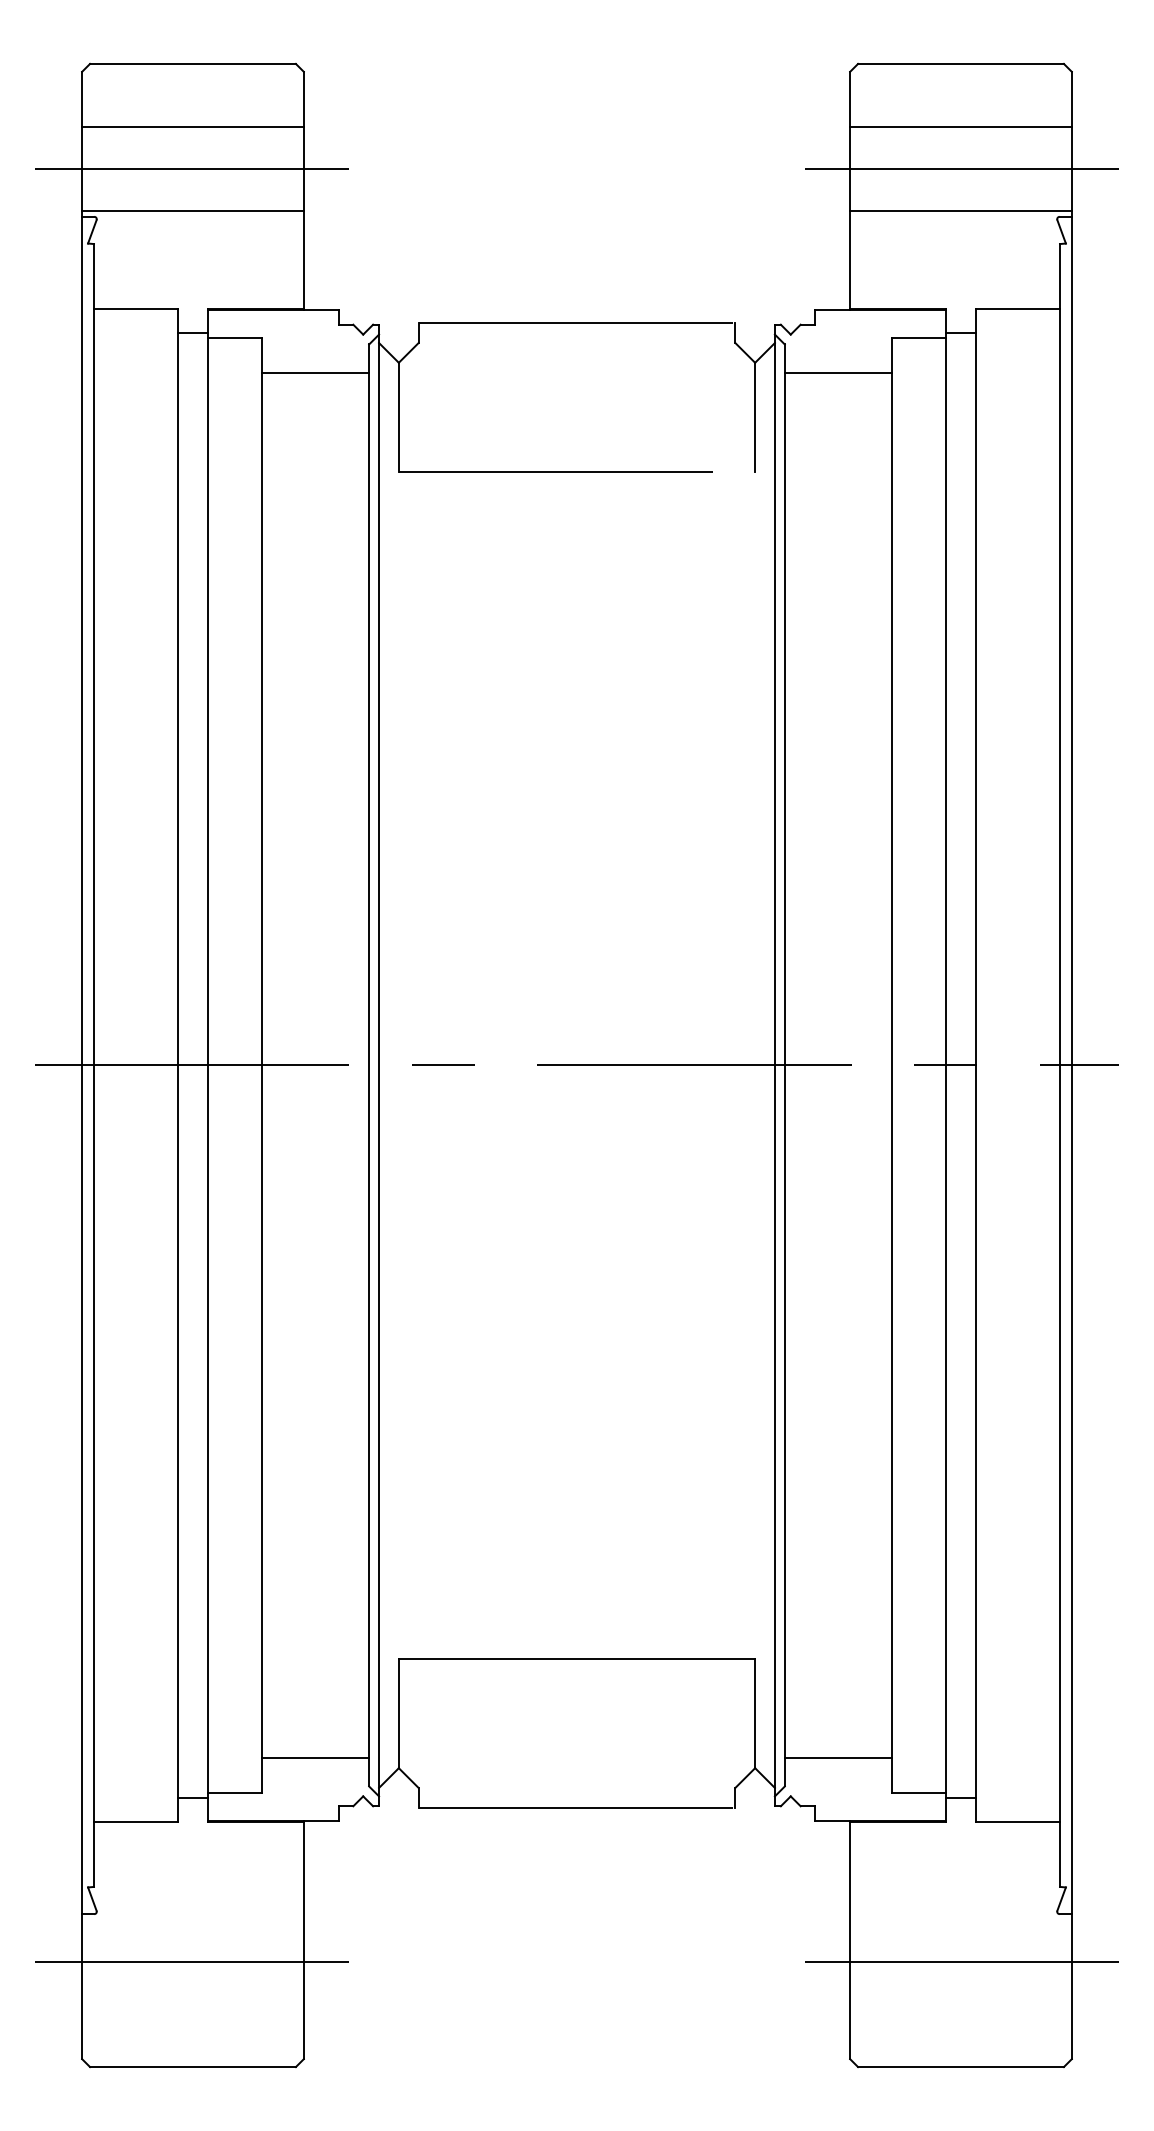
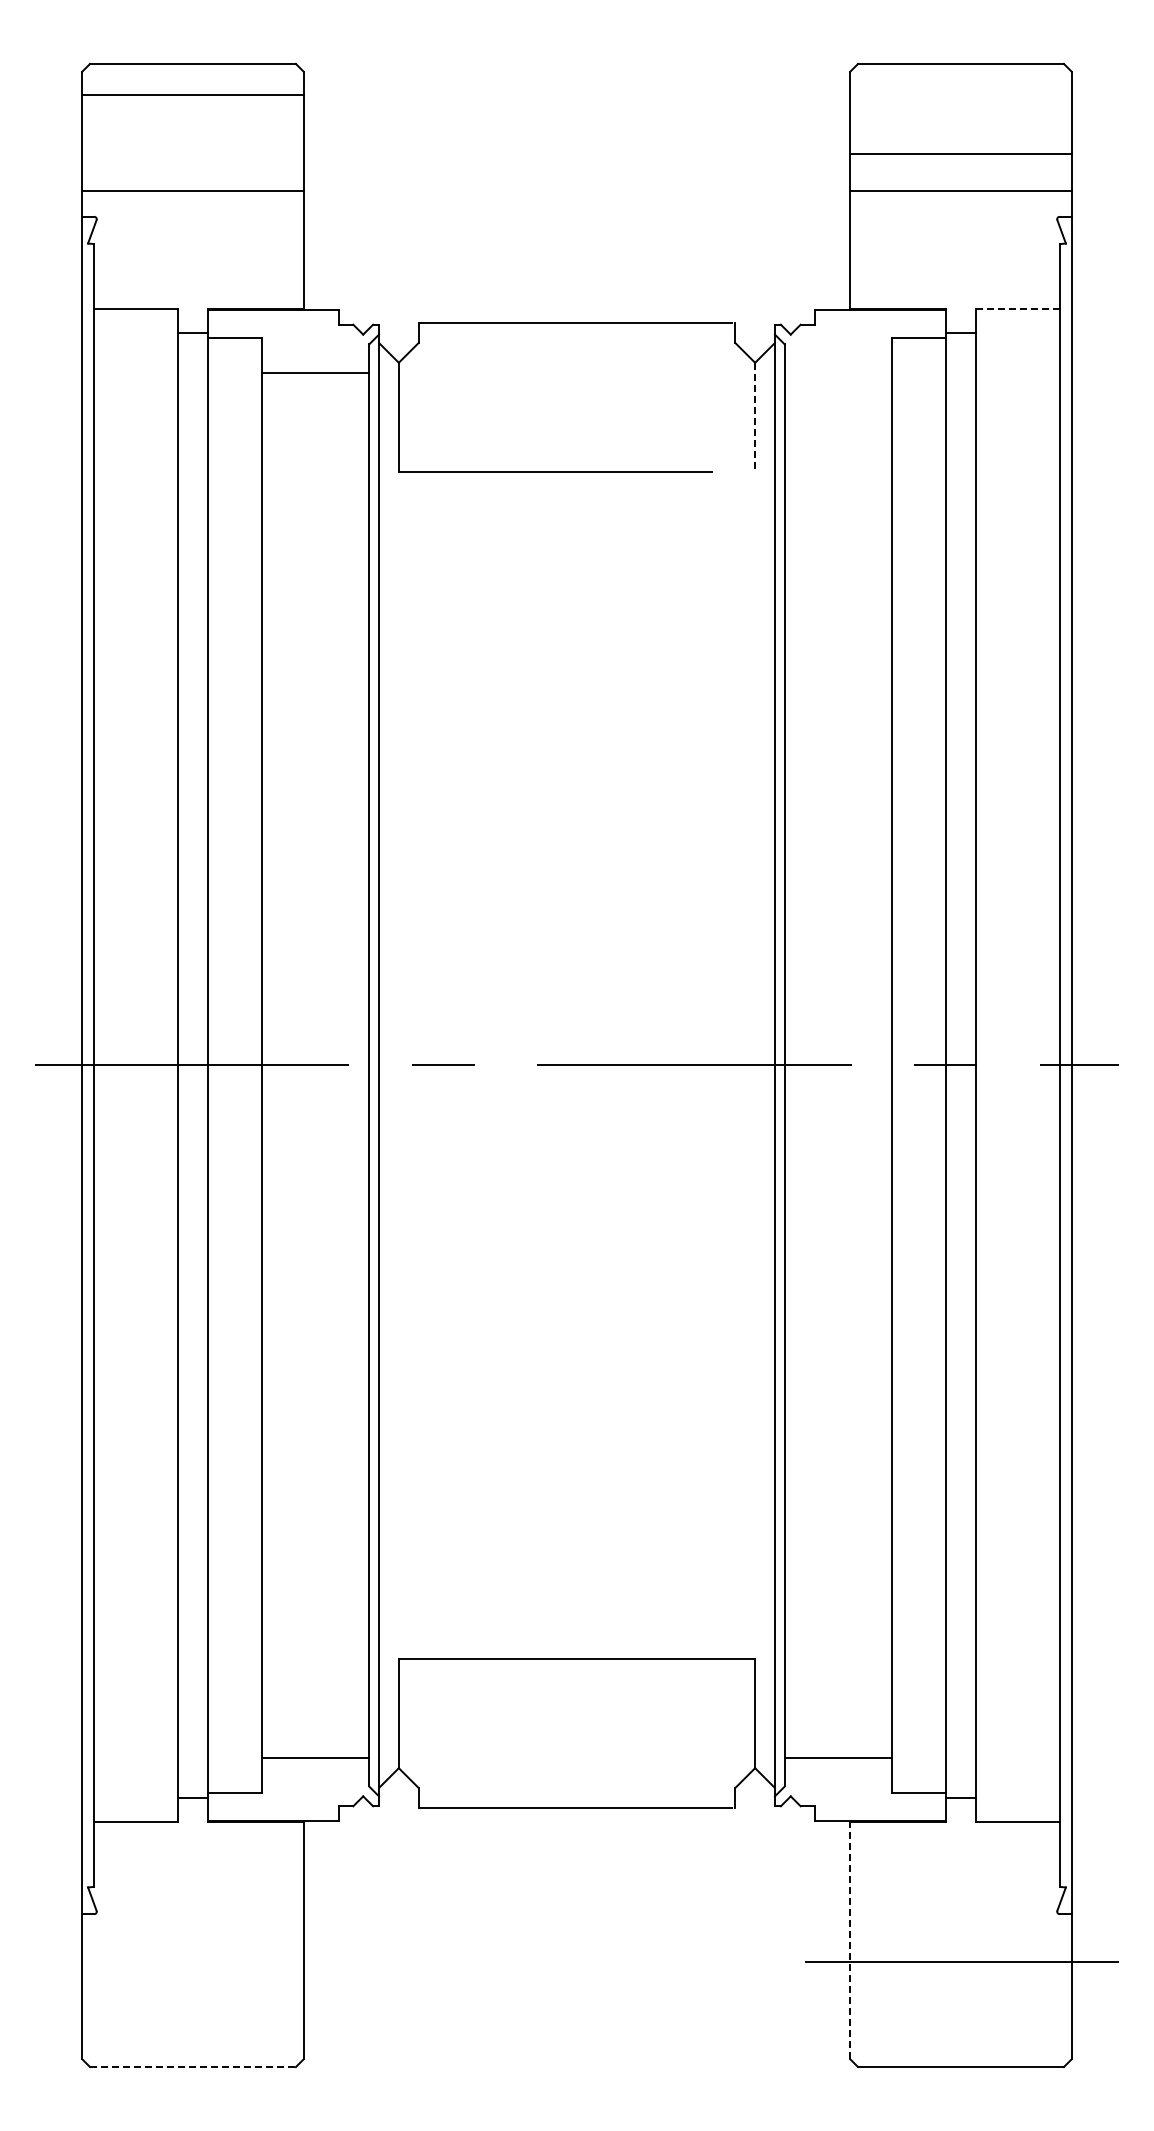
line position: (192, 127) -> (192, 95) (192, 95)
line position: (960, 127) -> (960, 154) (960, 154)
line: present -> none (192, 169)
line: present -> none (960, 169)
line position: (192, 211) -> (192, 191) (192, 191)
line position: (960, 211) -> (960, 191) (960, 191)
line: solid -> dashed (1017, 308)
line: present -> none (837, 372)
line: solid -> dashed (755, 417)
line: solid -> dashed (850, 1939)
line: present -> none (192, 1961)
line: solid -> dashed (192, 2067)
